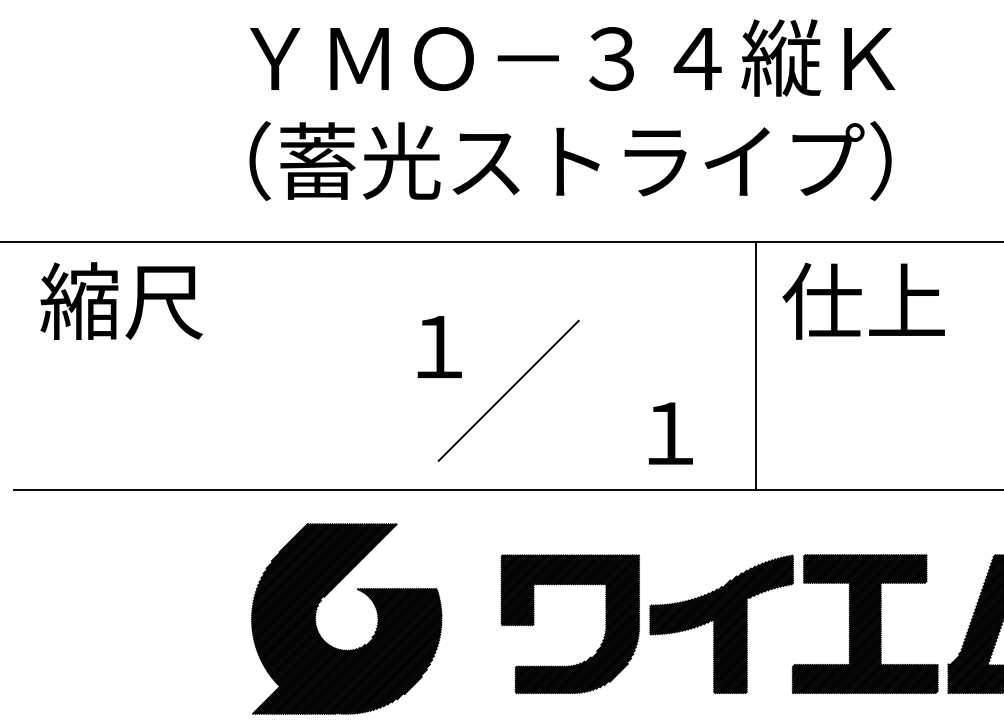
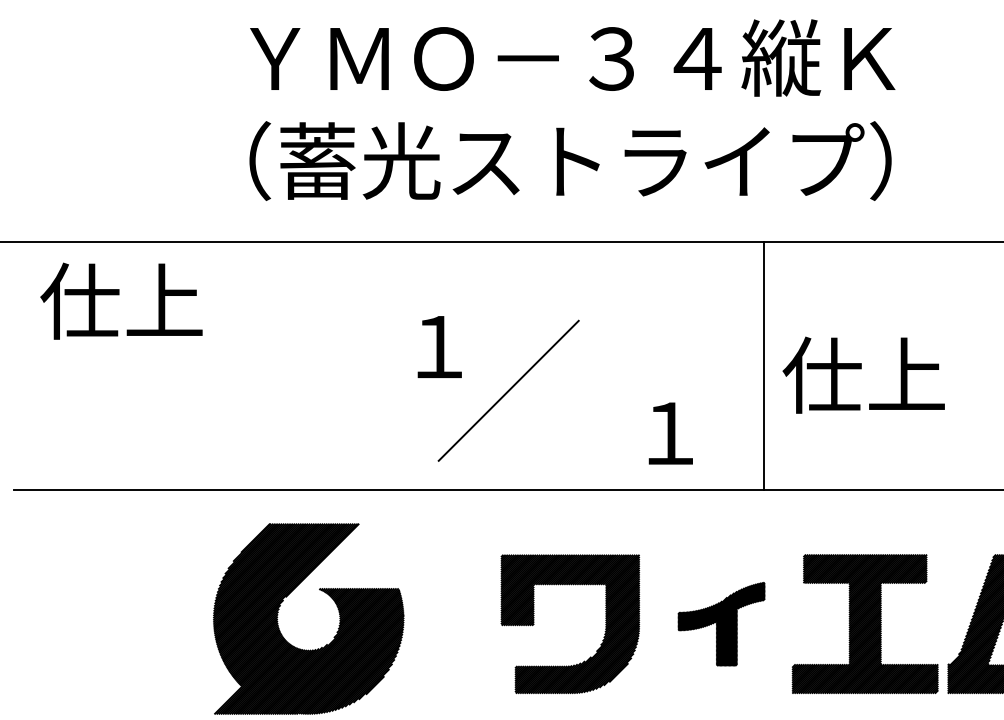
text: 縮尺 -> 仕上 (121, 300)
text position: (863, 300) -> (863, 374) (863, 374)
line position: (756, 365) -> (764, 365) (764, 365)
part position: (359, 591) -> (321, 591) (321, 591)
part size: 145x140 px -> 89x85 px (721, 624)
